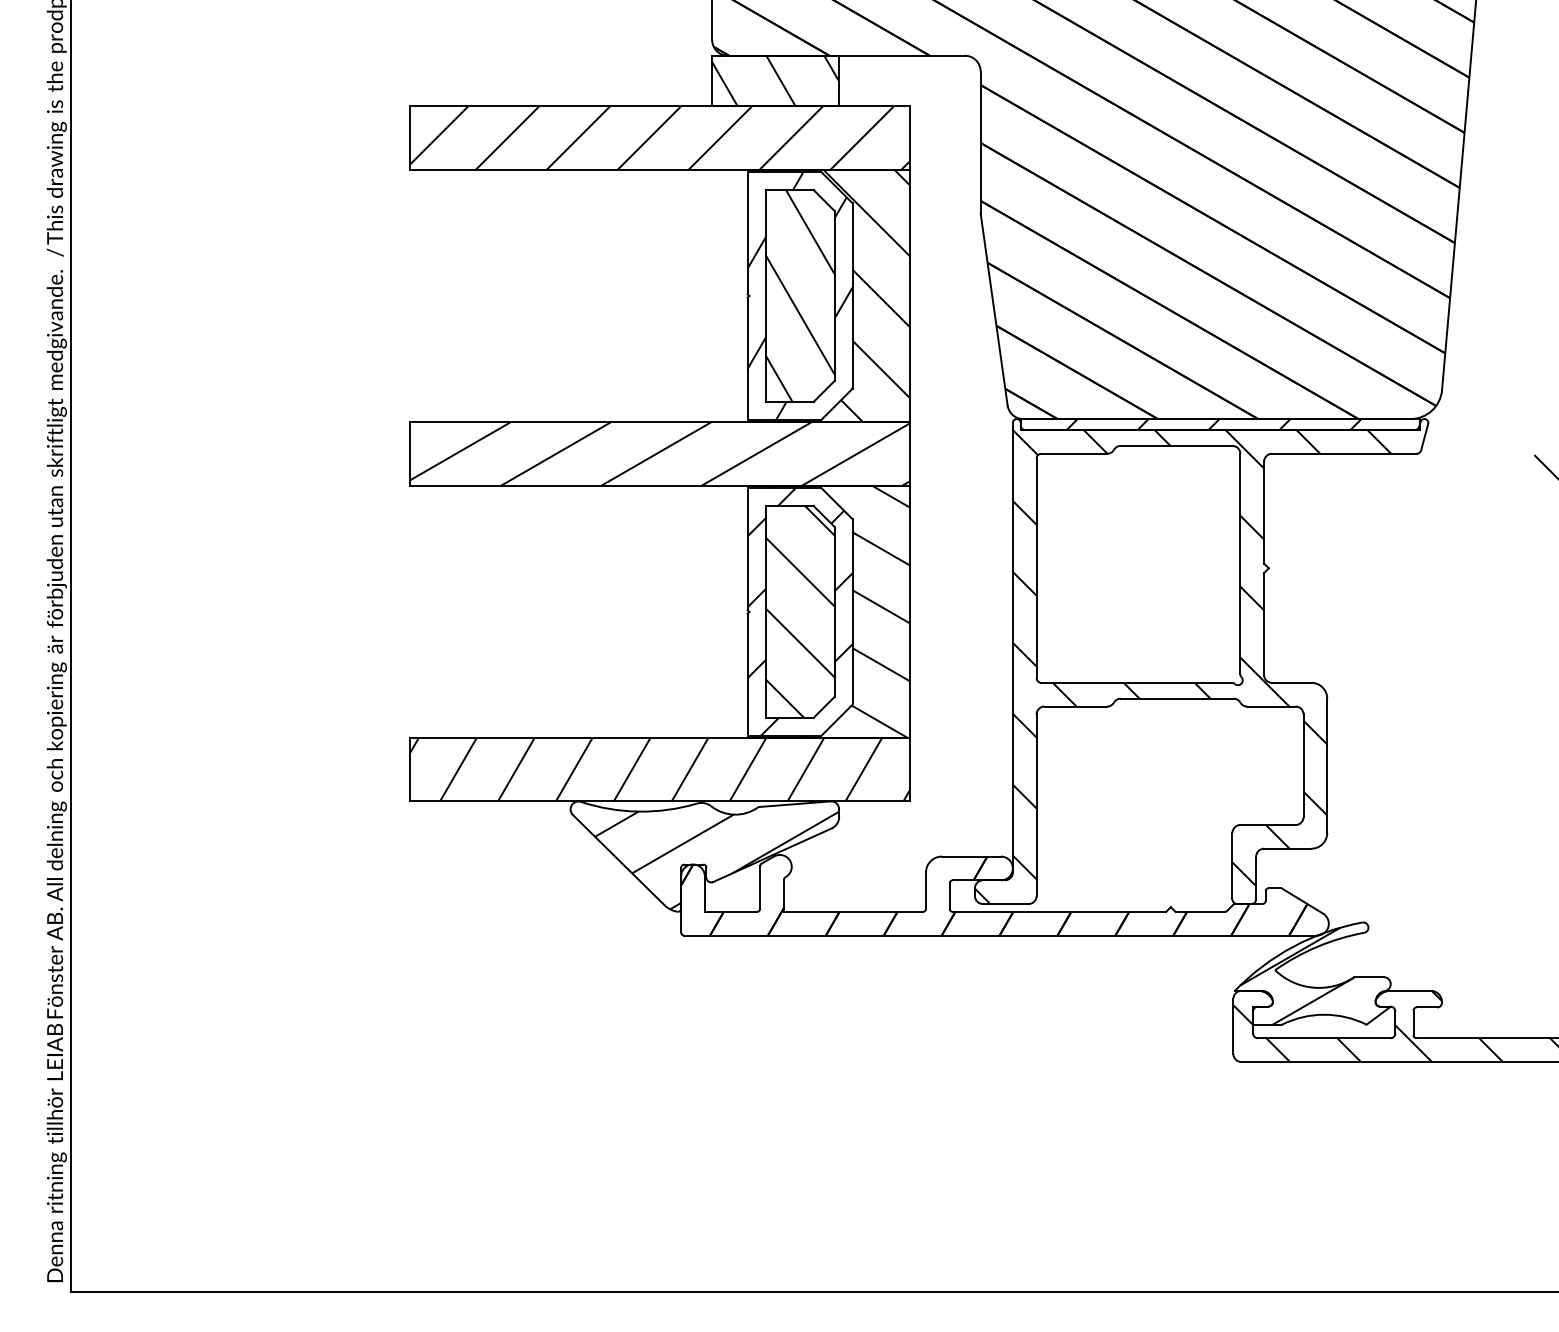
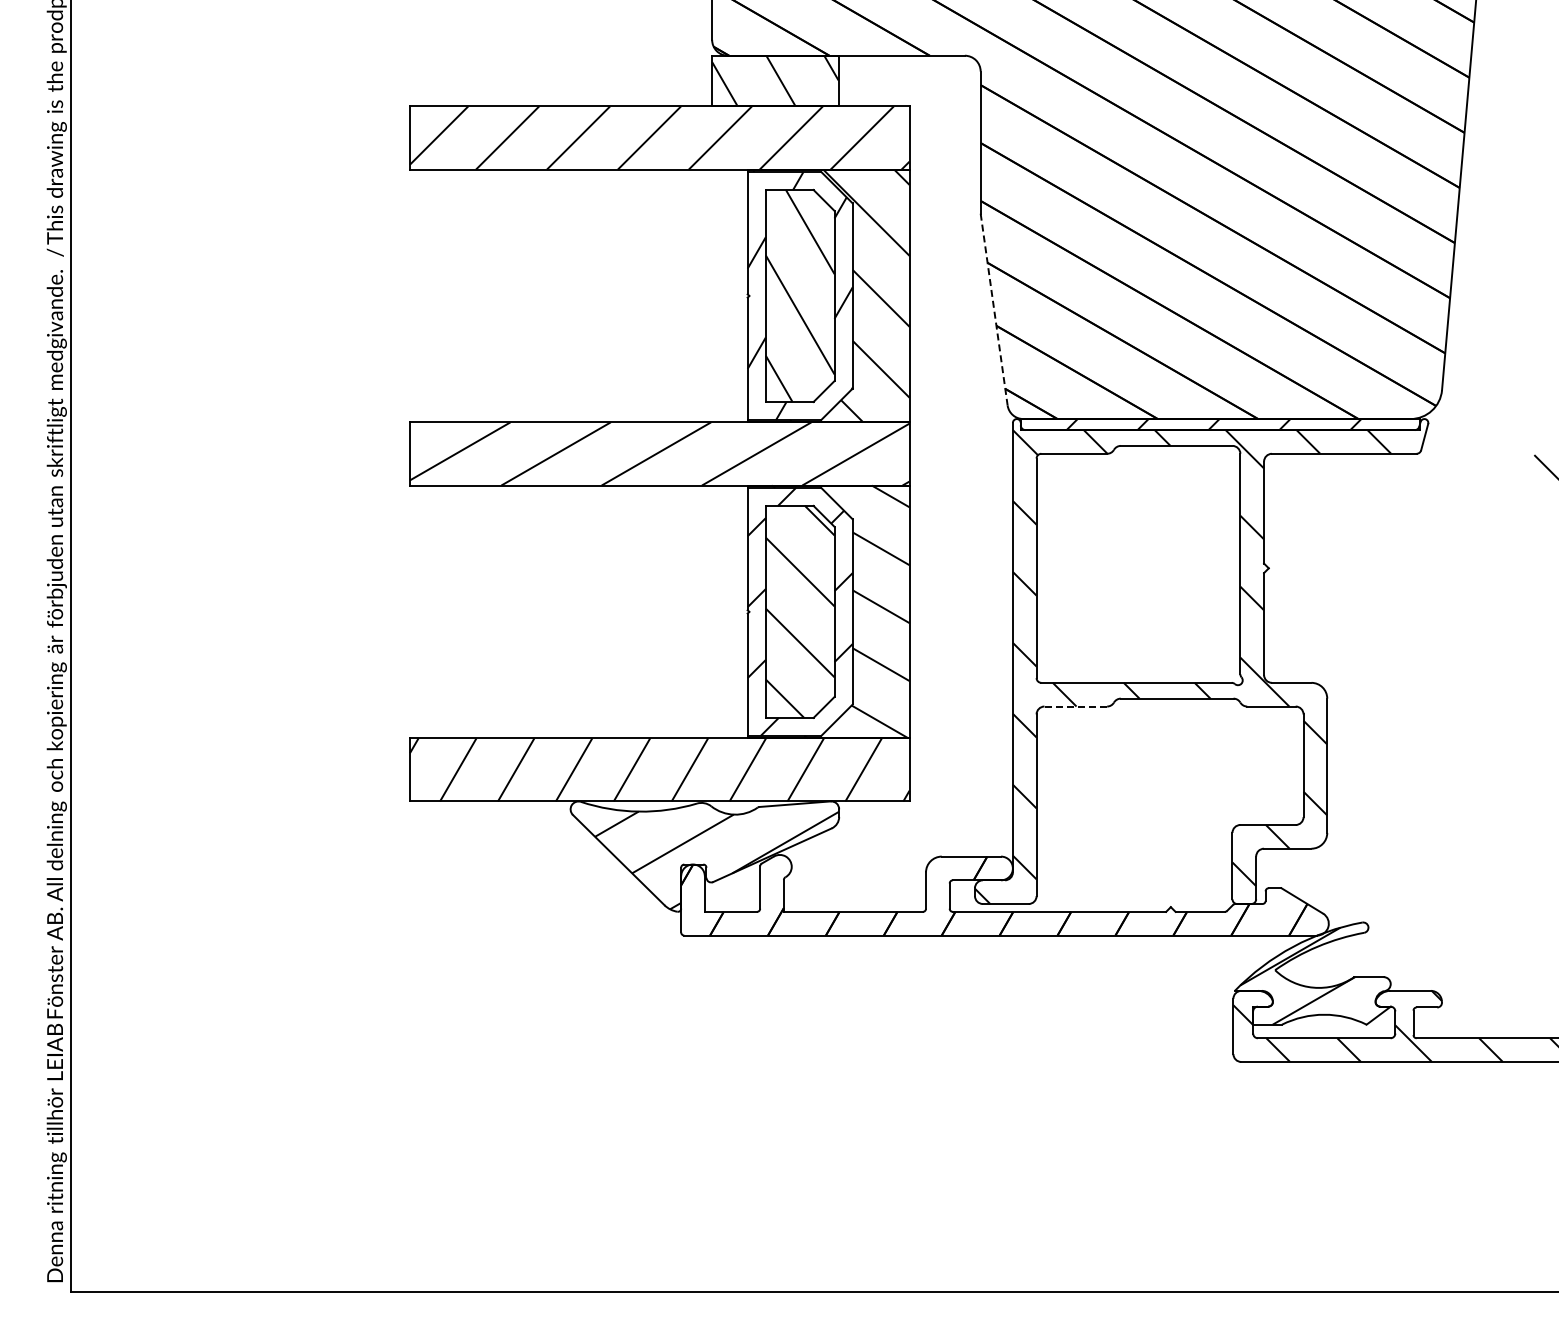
line: solid -> dashed (994, 309)
line: solid -> dashed (1076, 706)
